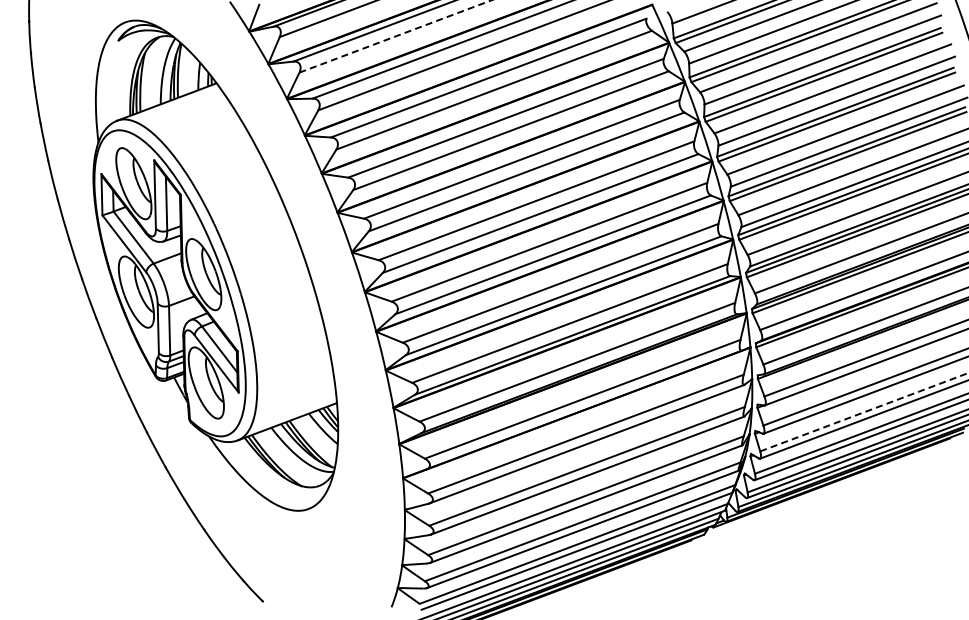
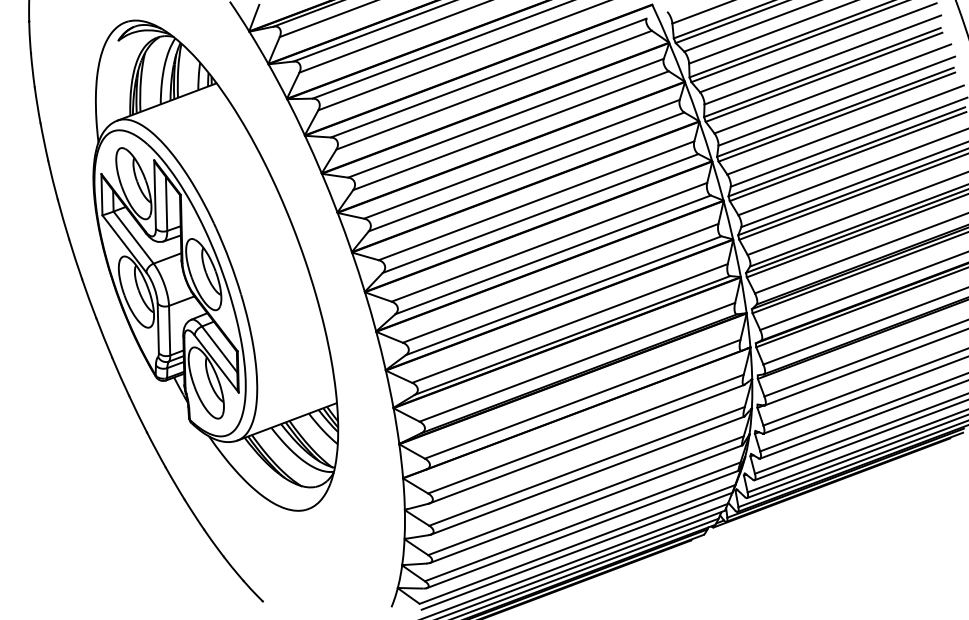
line: dashed -> solid (395, 36)
line: dashed -> solid (864, 412)
